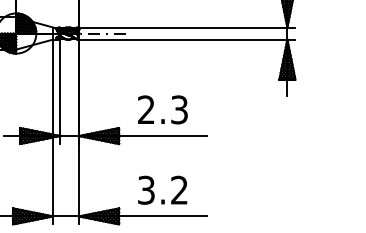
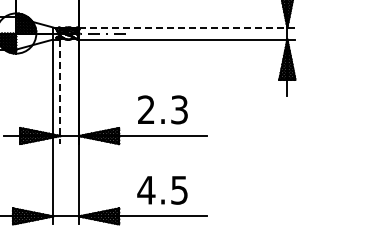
line: solid -> dashed (186, 27)
line: solid -> dashed (60, 92)
text: 3.2 -> 4.5 (162, 189)
